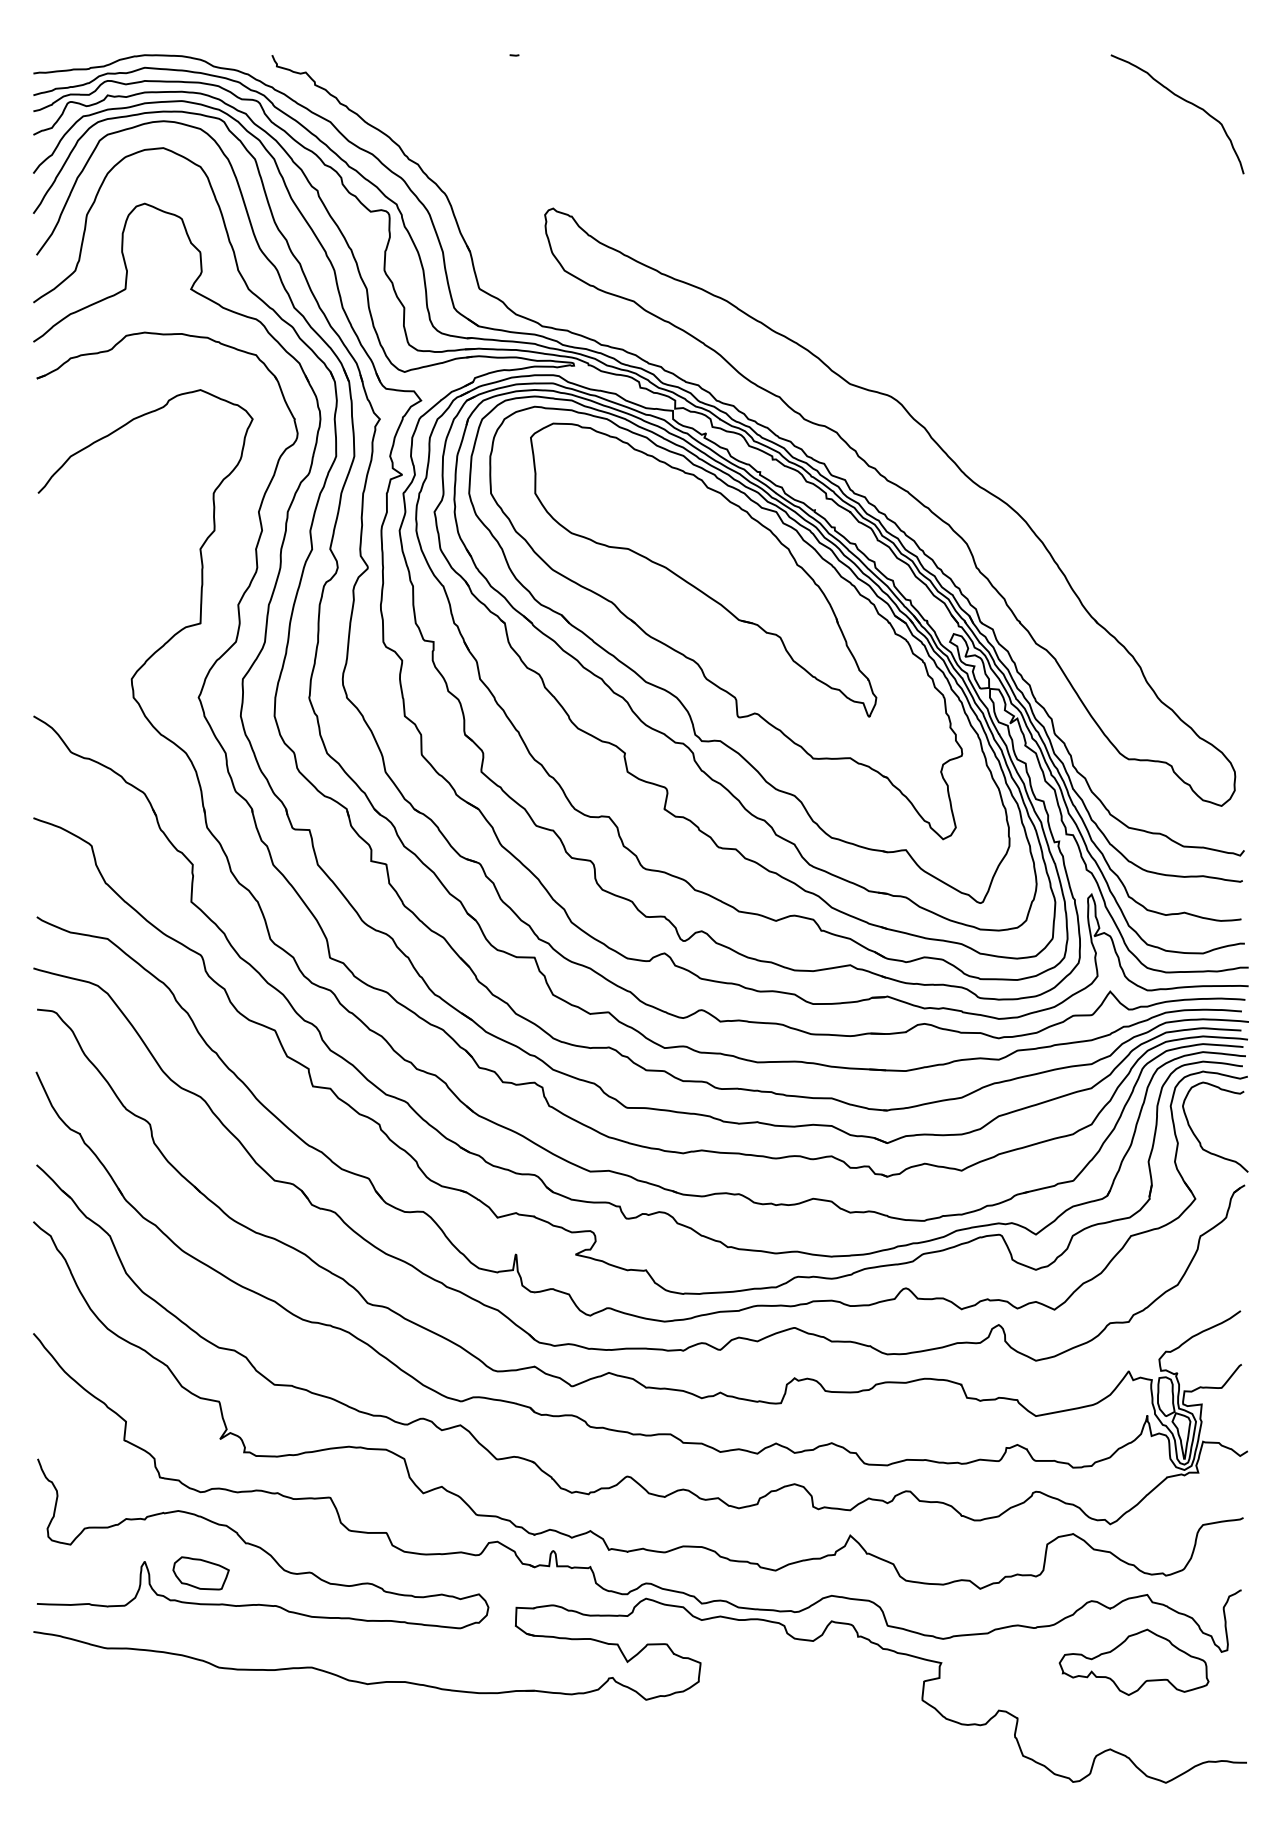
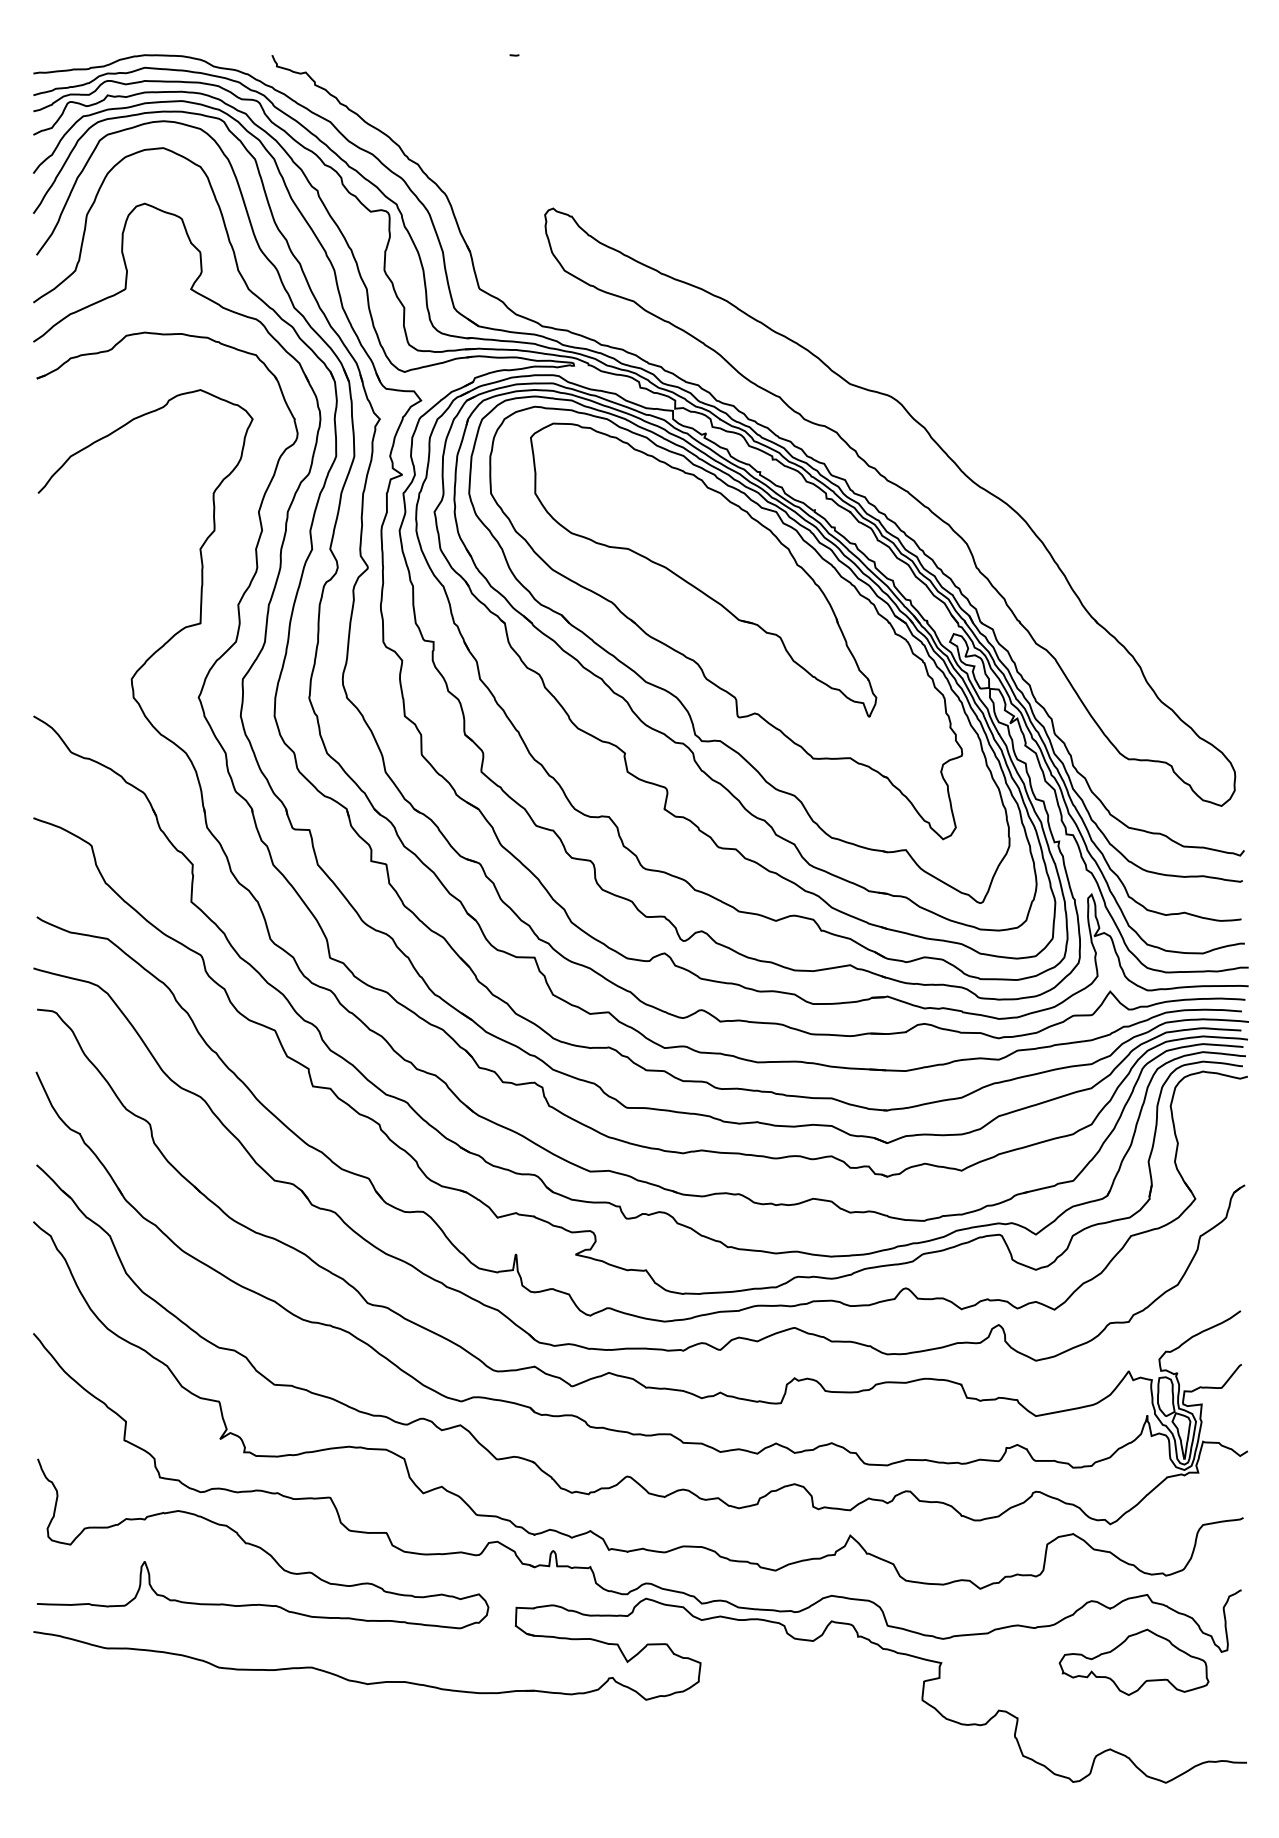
curve: present -> none (1186, 102)
curve: present -> none (1198, 1138)
part: present -> none (200, 1573)
